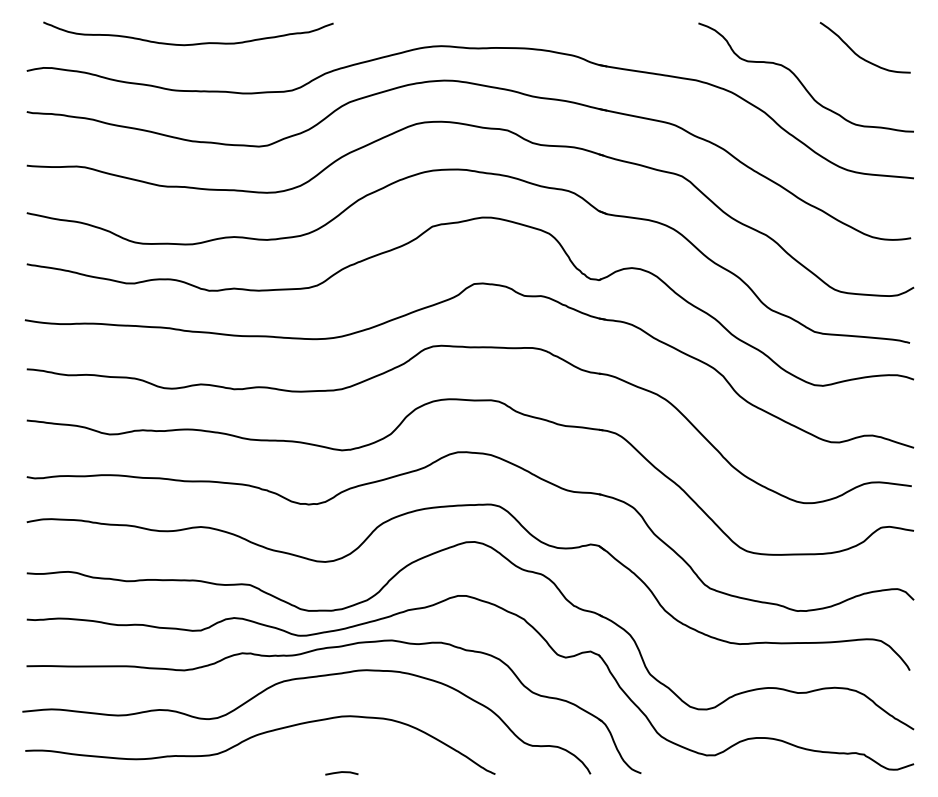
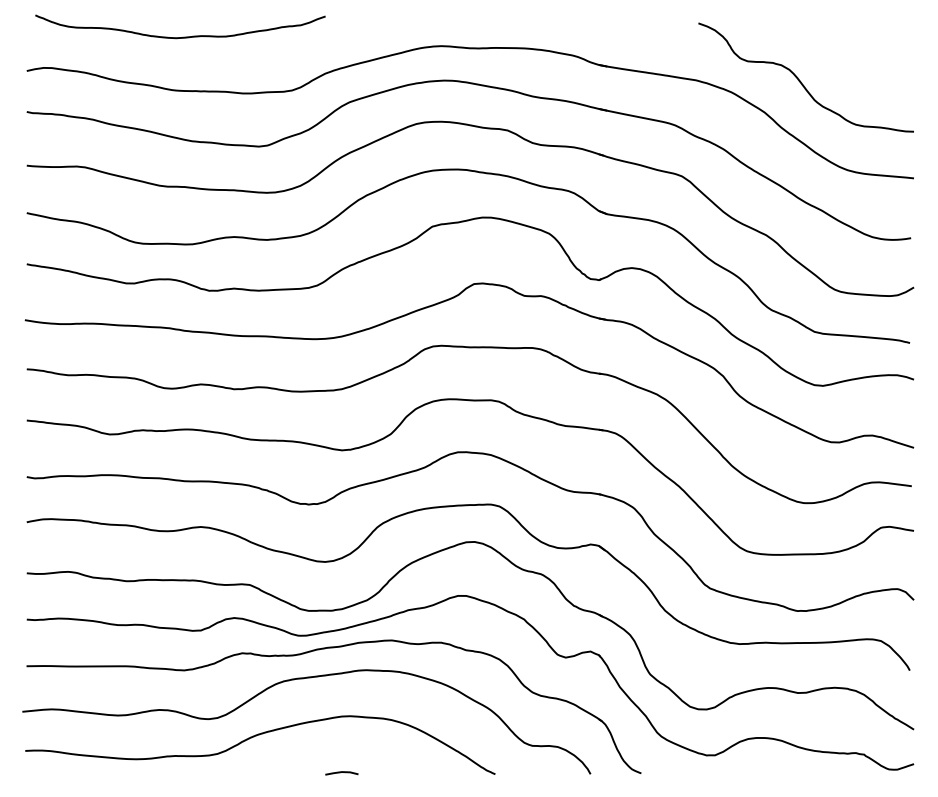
curve position: (191, 43) -> (183, 36) (183, 36)
curve: present -> none (858, 54)
